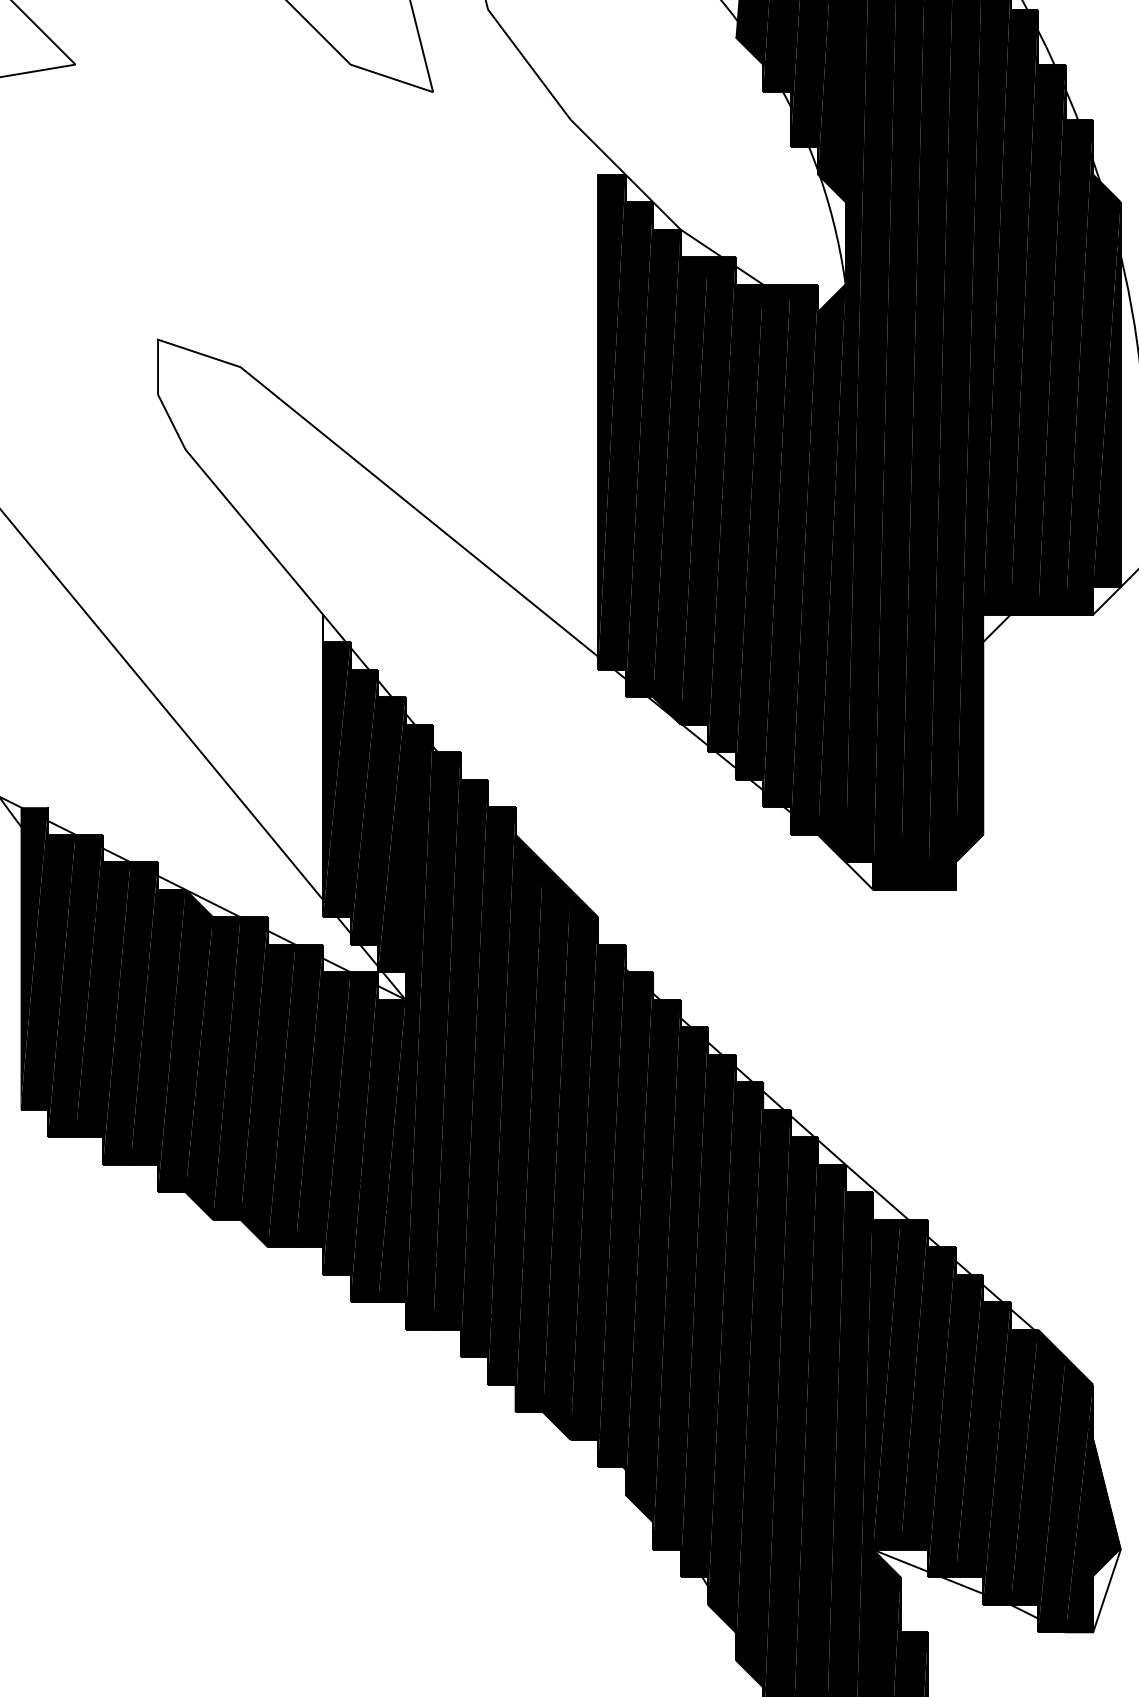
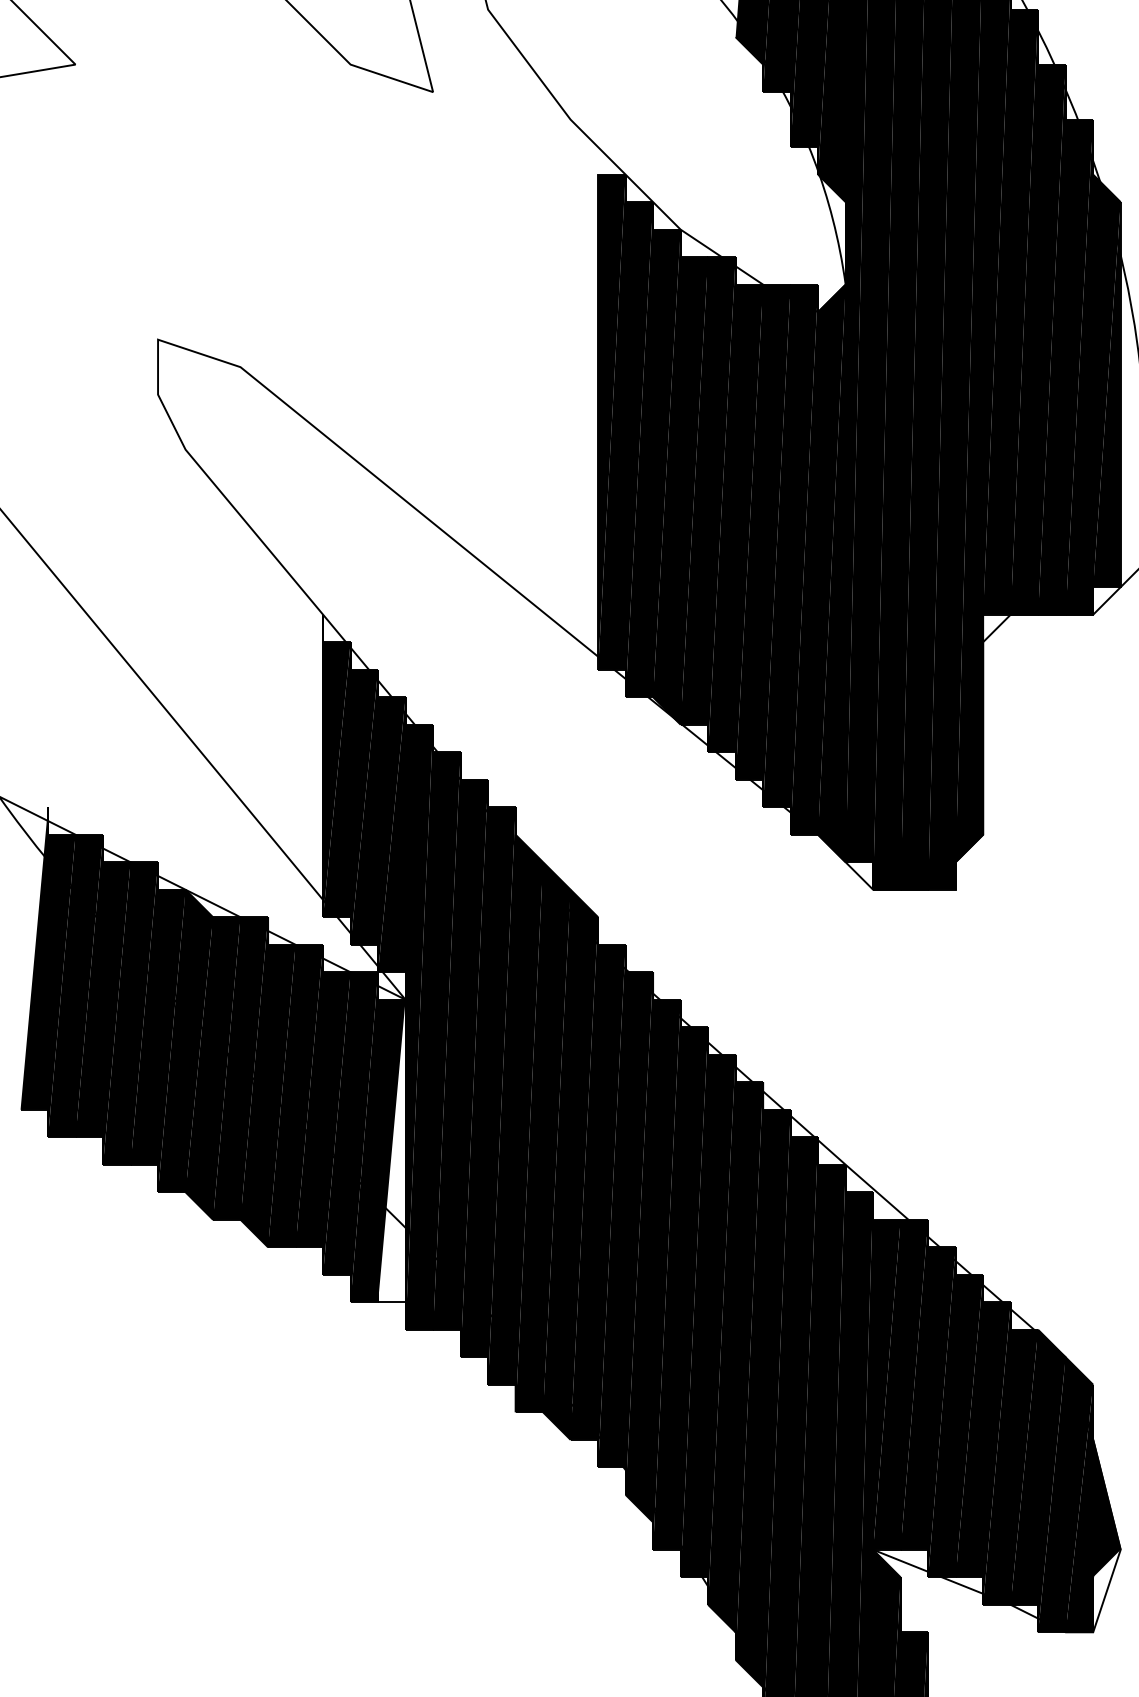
fill: present -> none (34, 958)
fill: present -> none (391, 1150)
